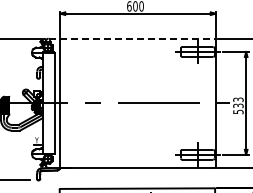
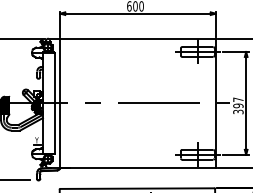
line: dashed -> solid (132, 38)
text: 533 -> 397 (238, 105)
